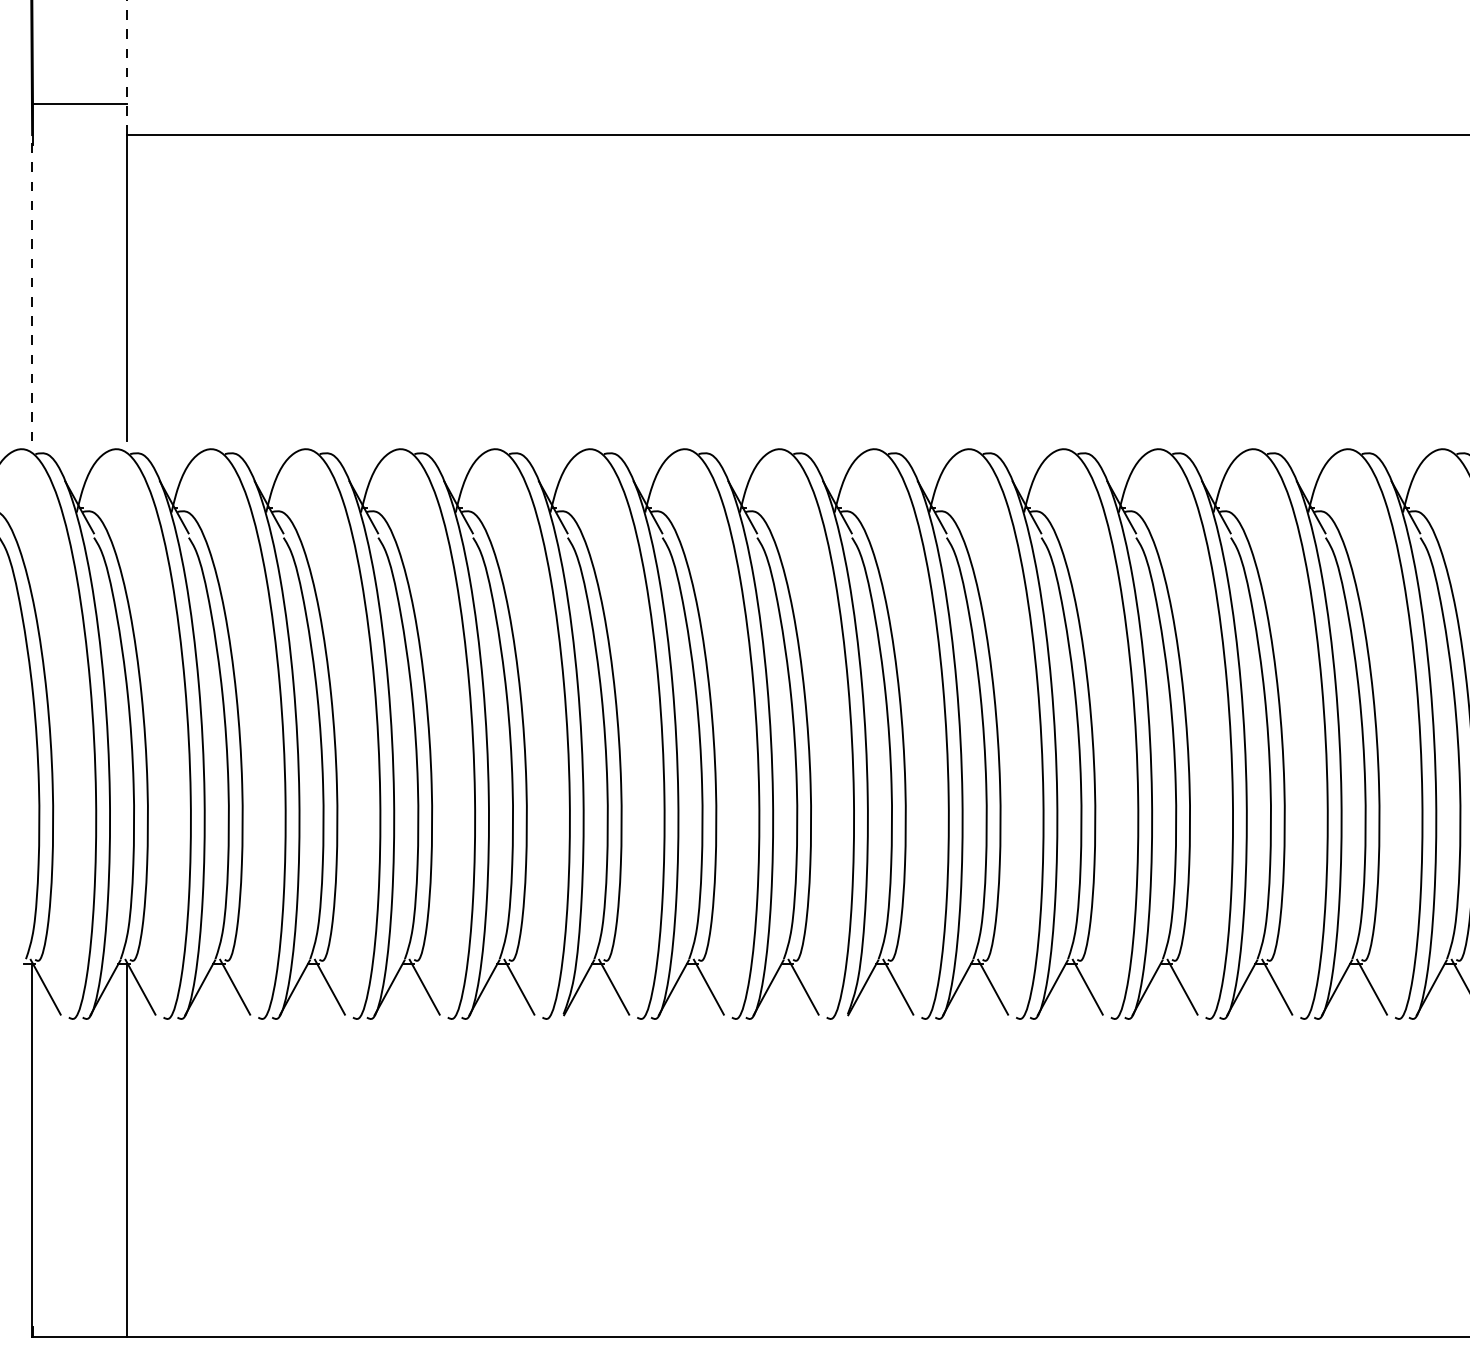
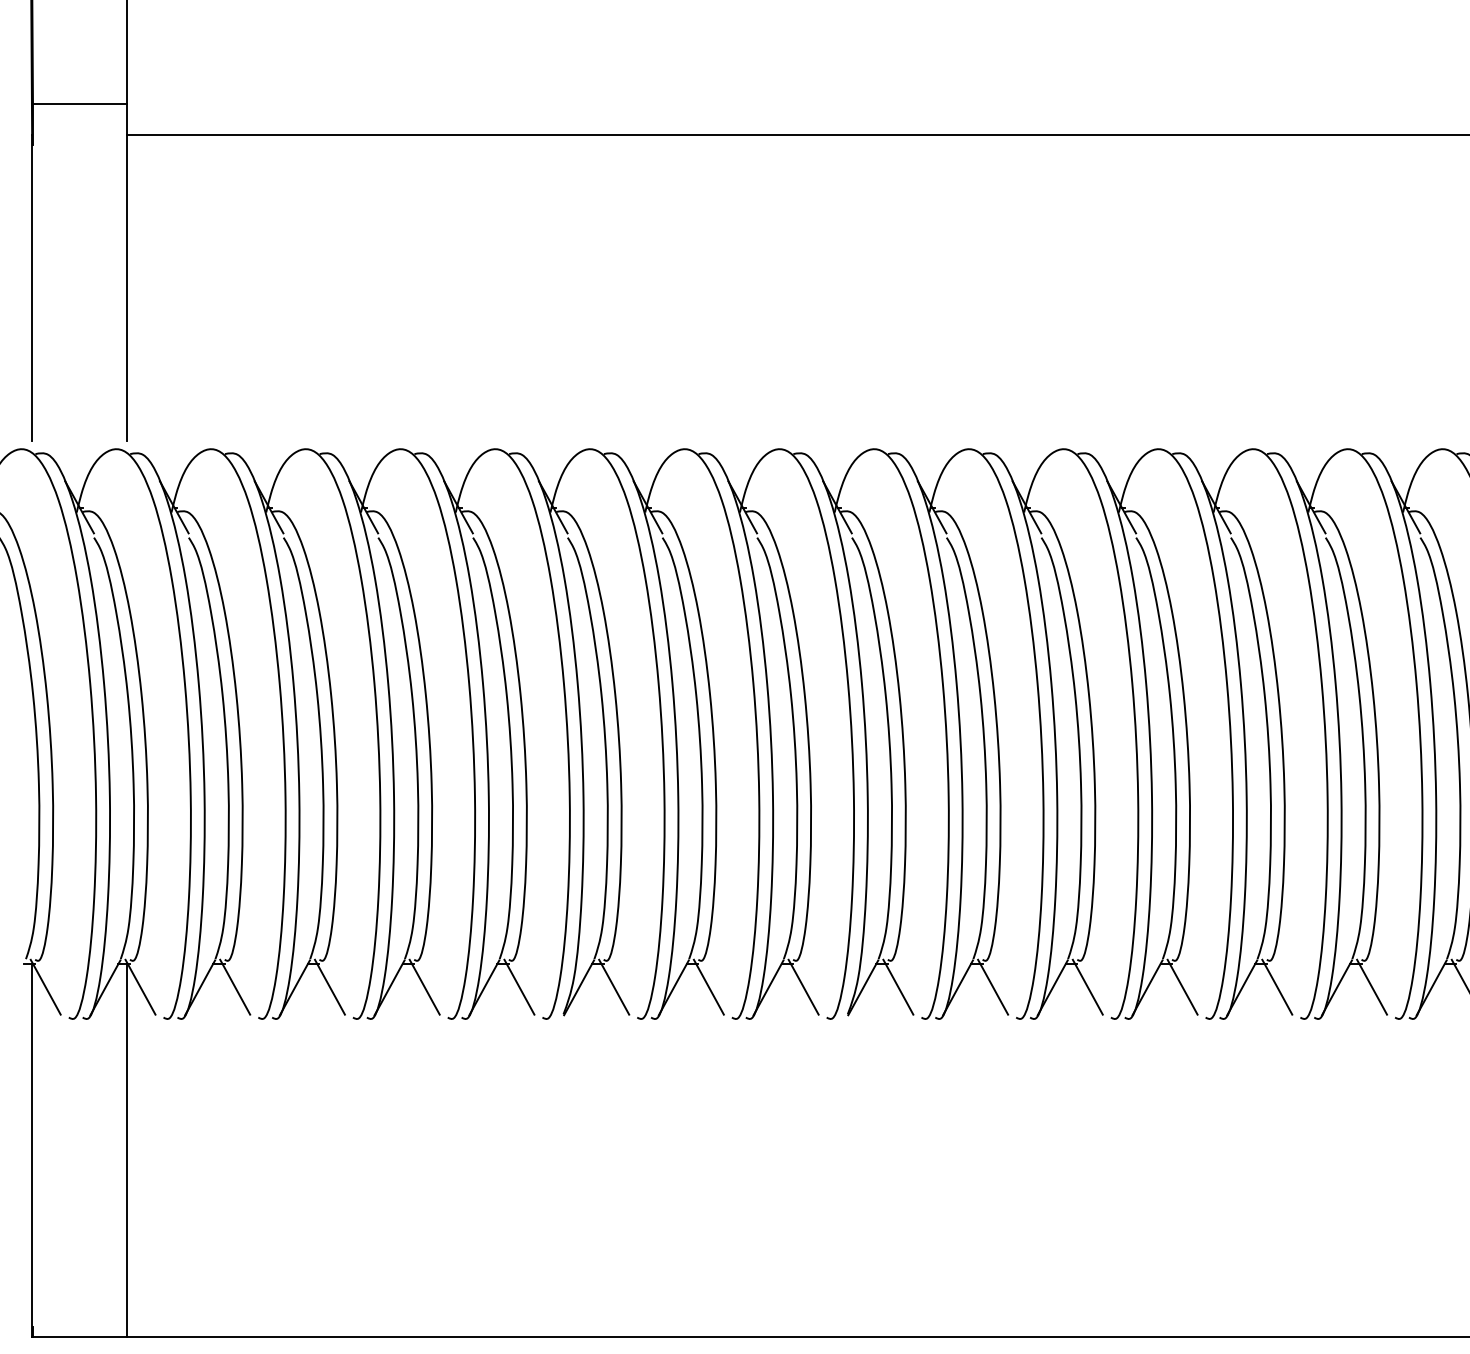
line: dashed -> solid (127, 67)
line: dashed -> solid (32, 287)
